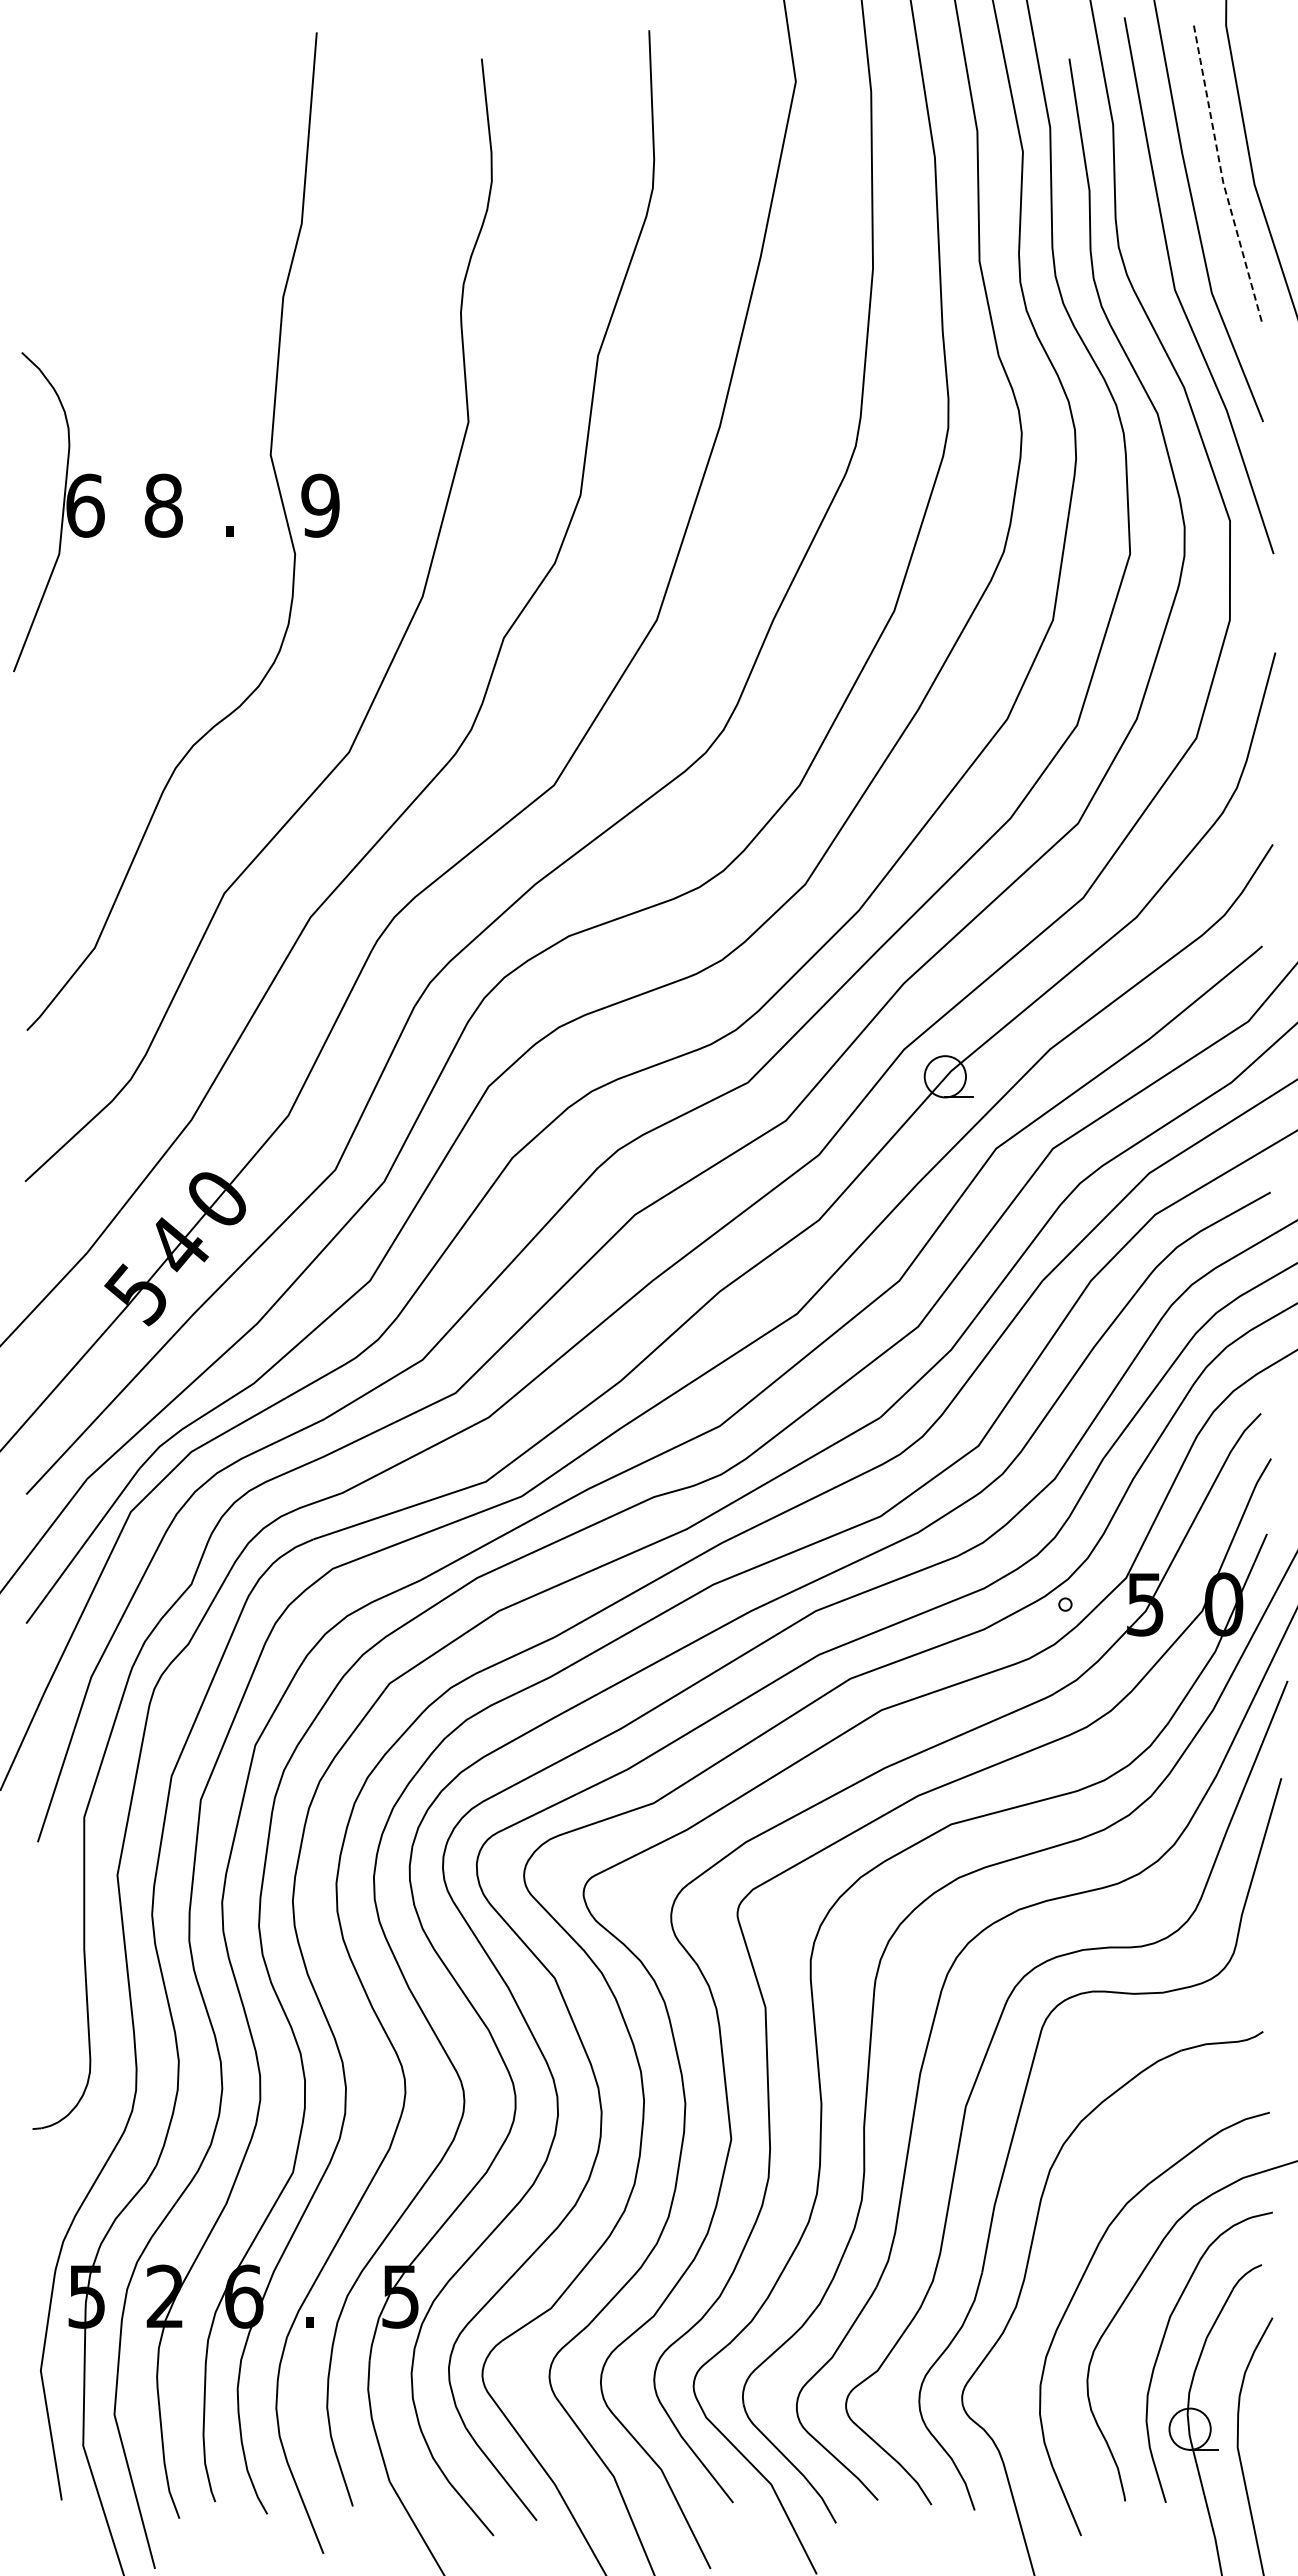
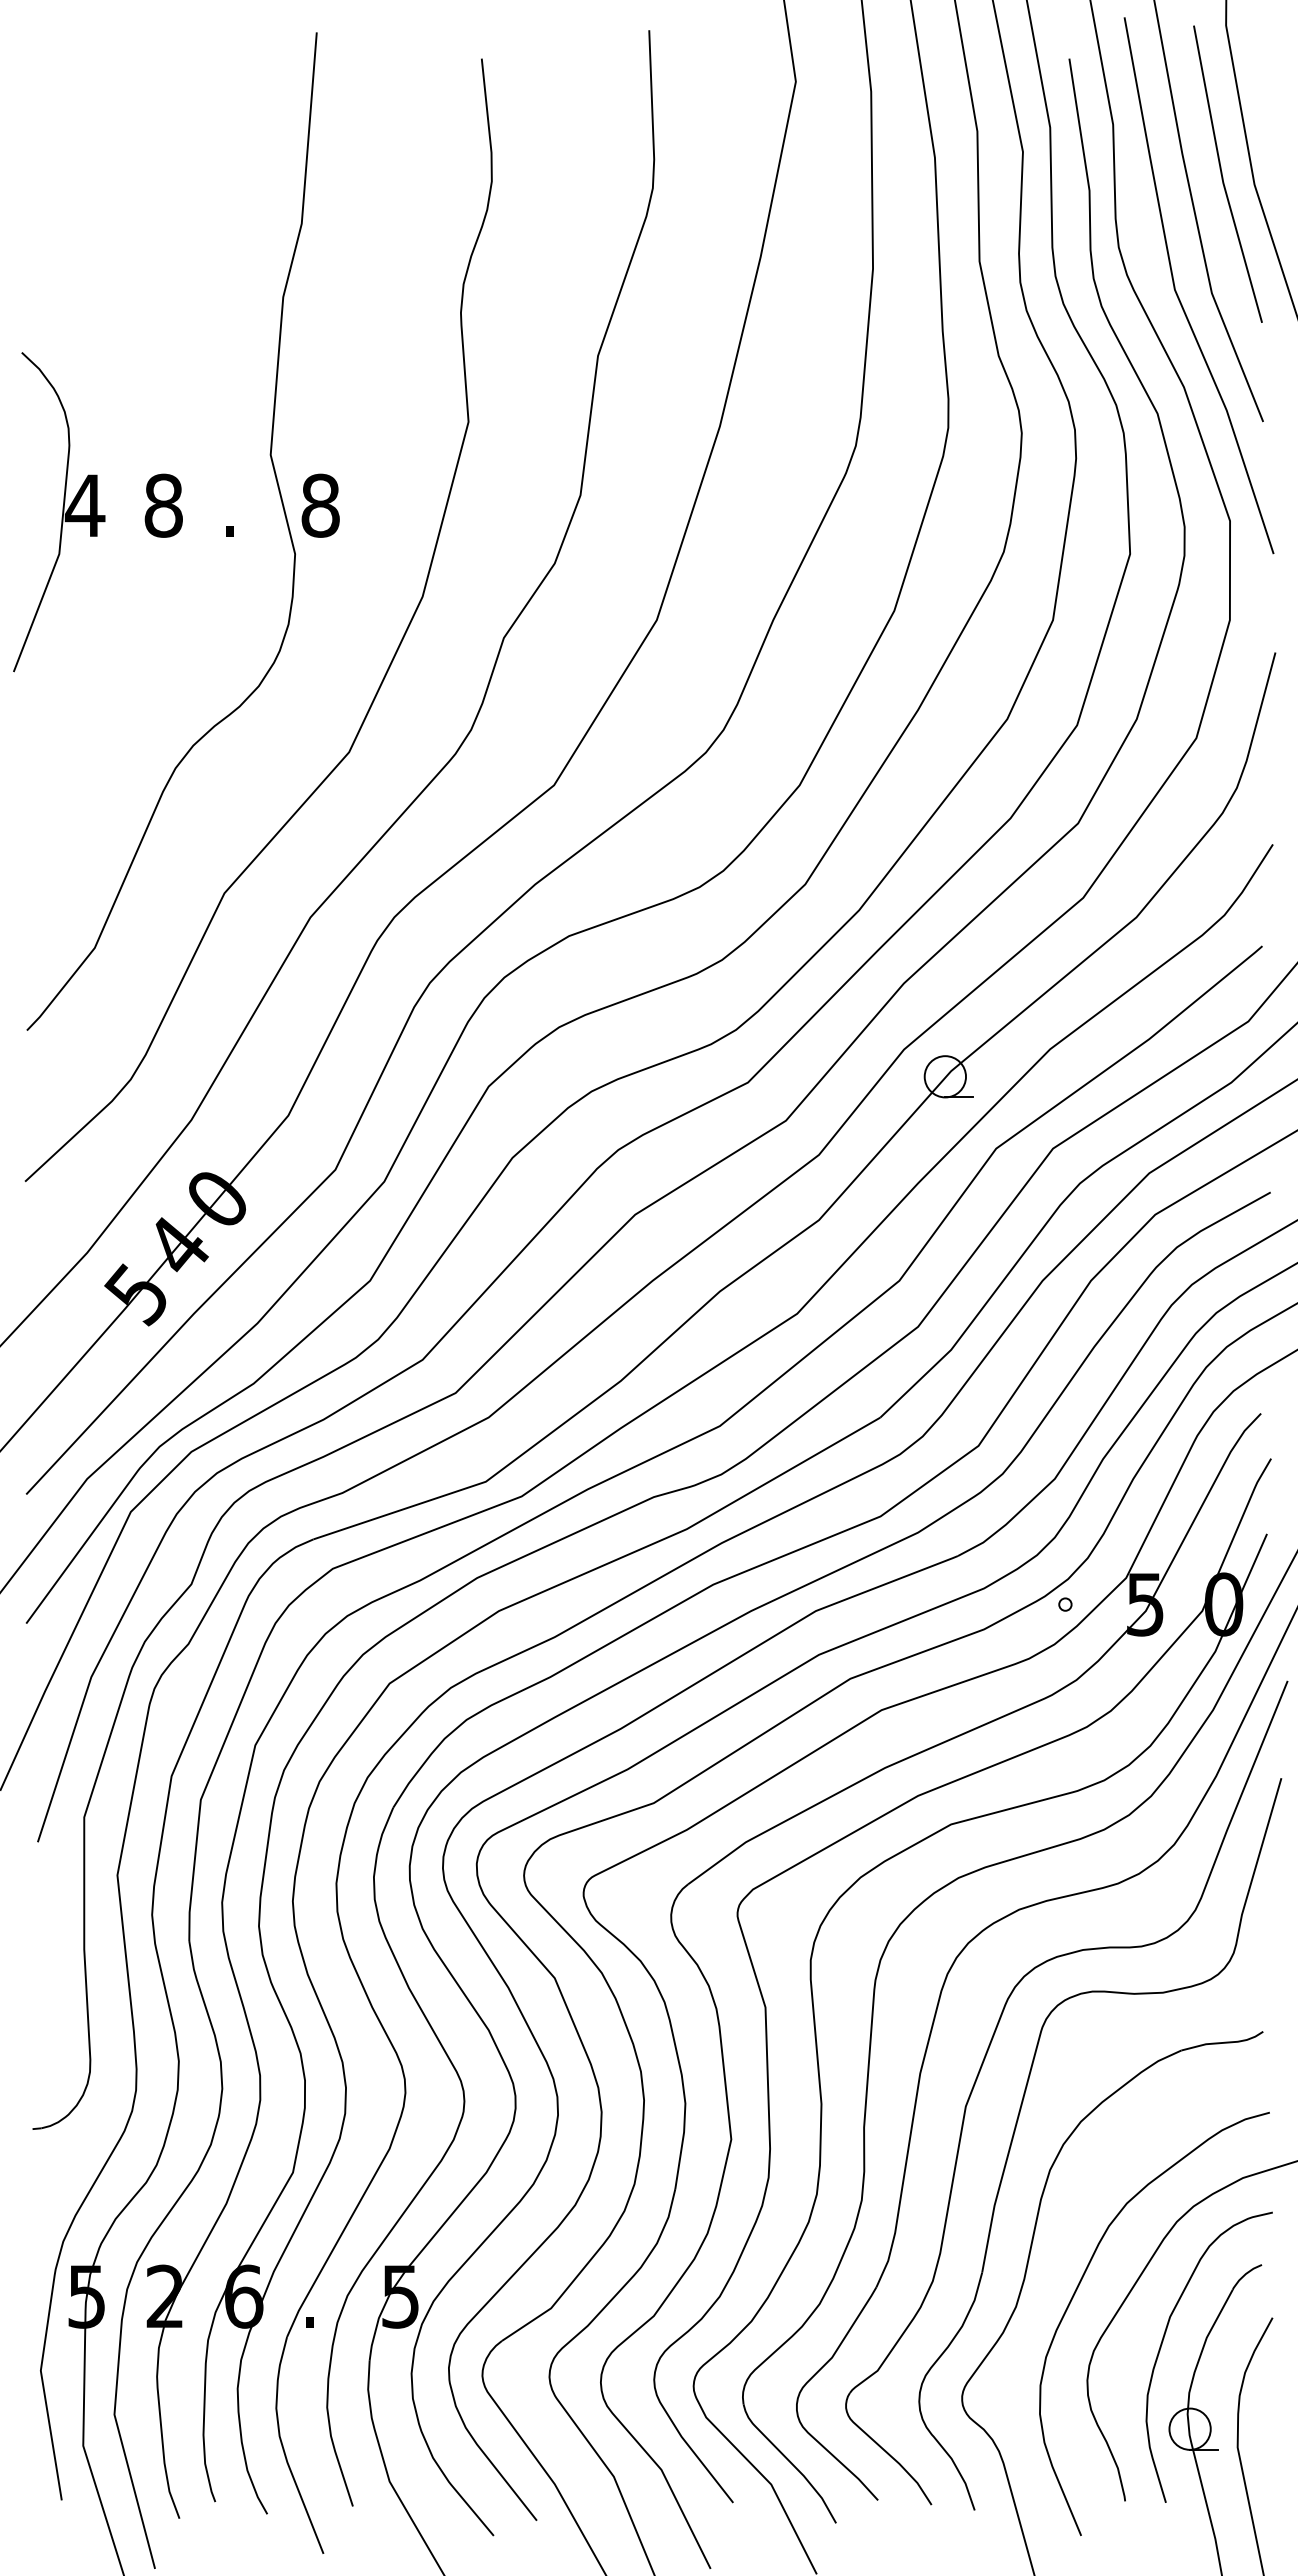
line: dashed -> solid (1222, 176)
text: 6 -> 4 (84, 505)
text: 9 -> 8 (320, 505)
